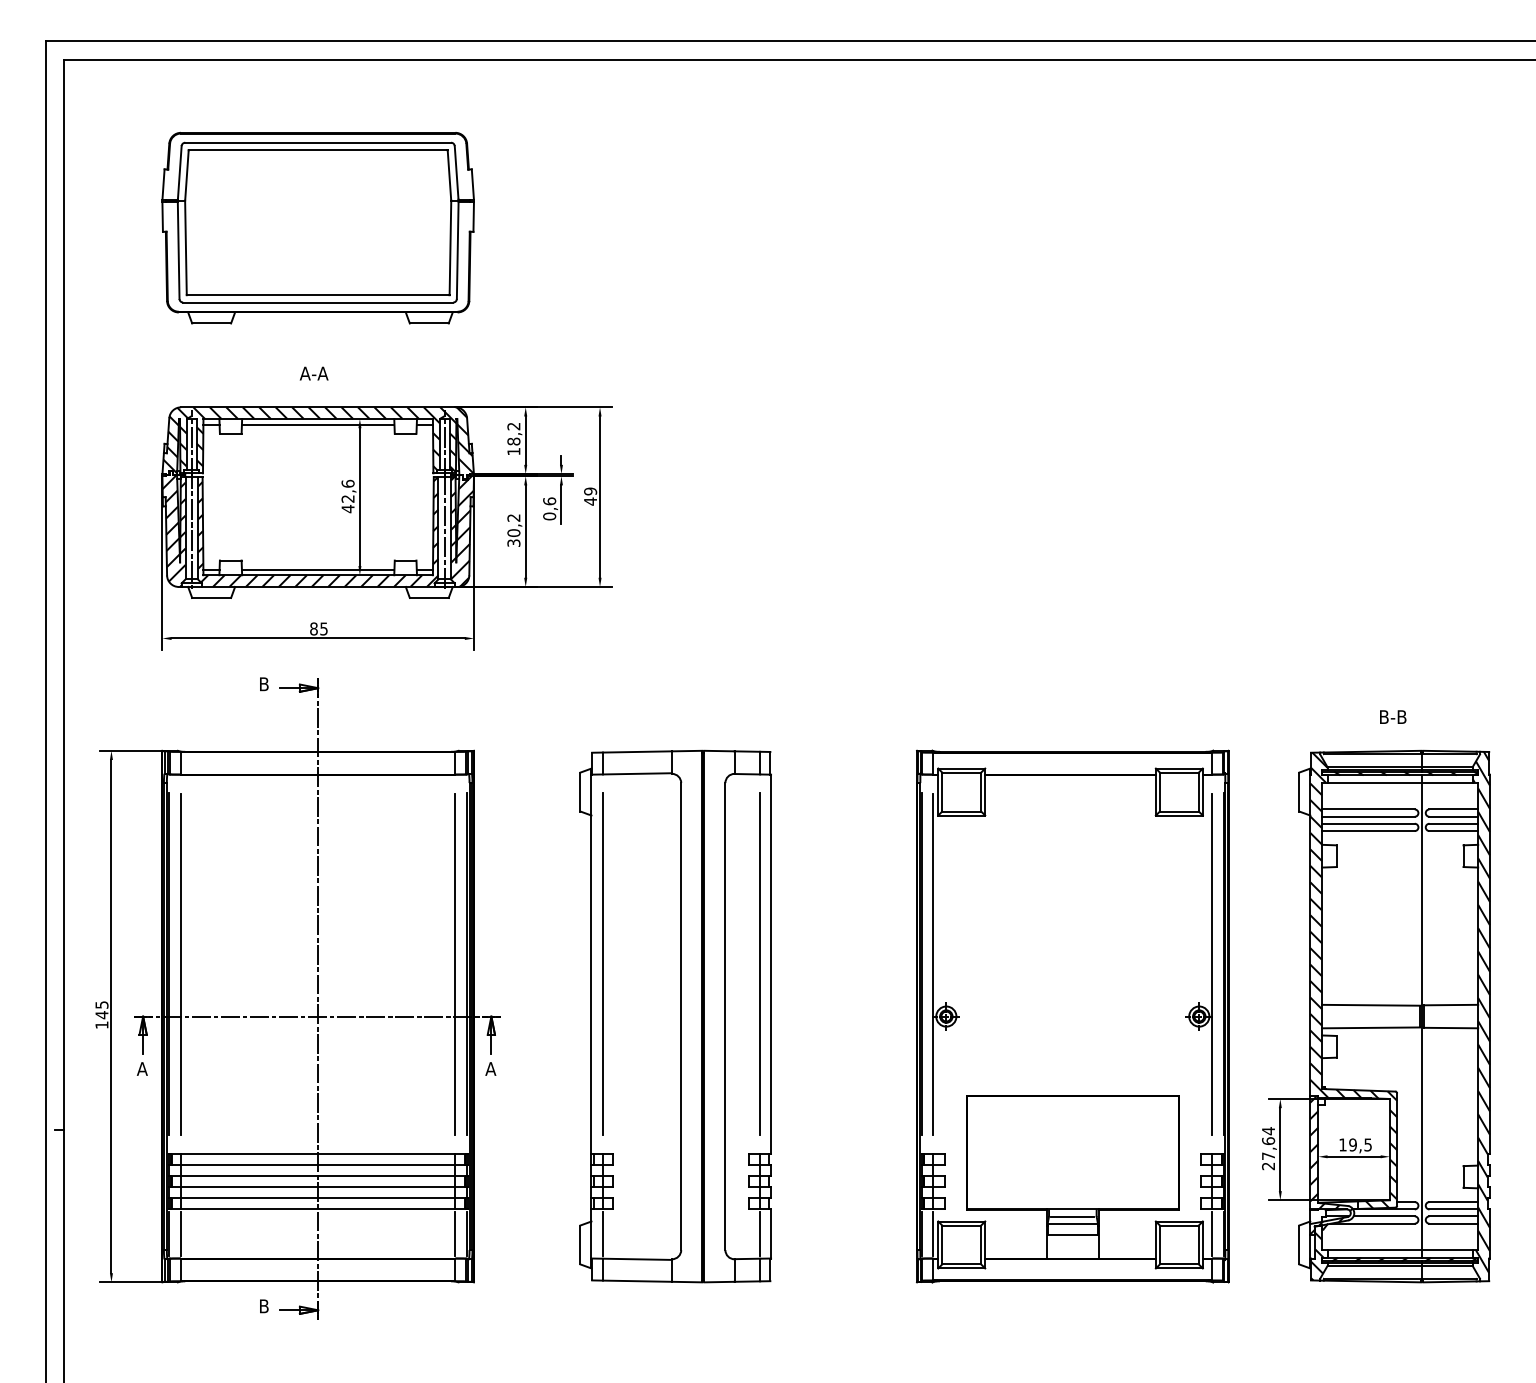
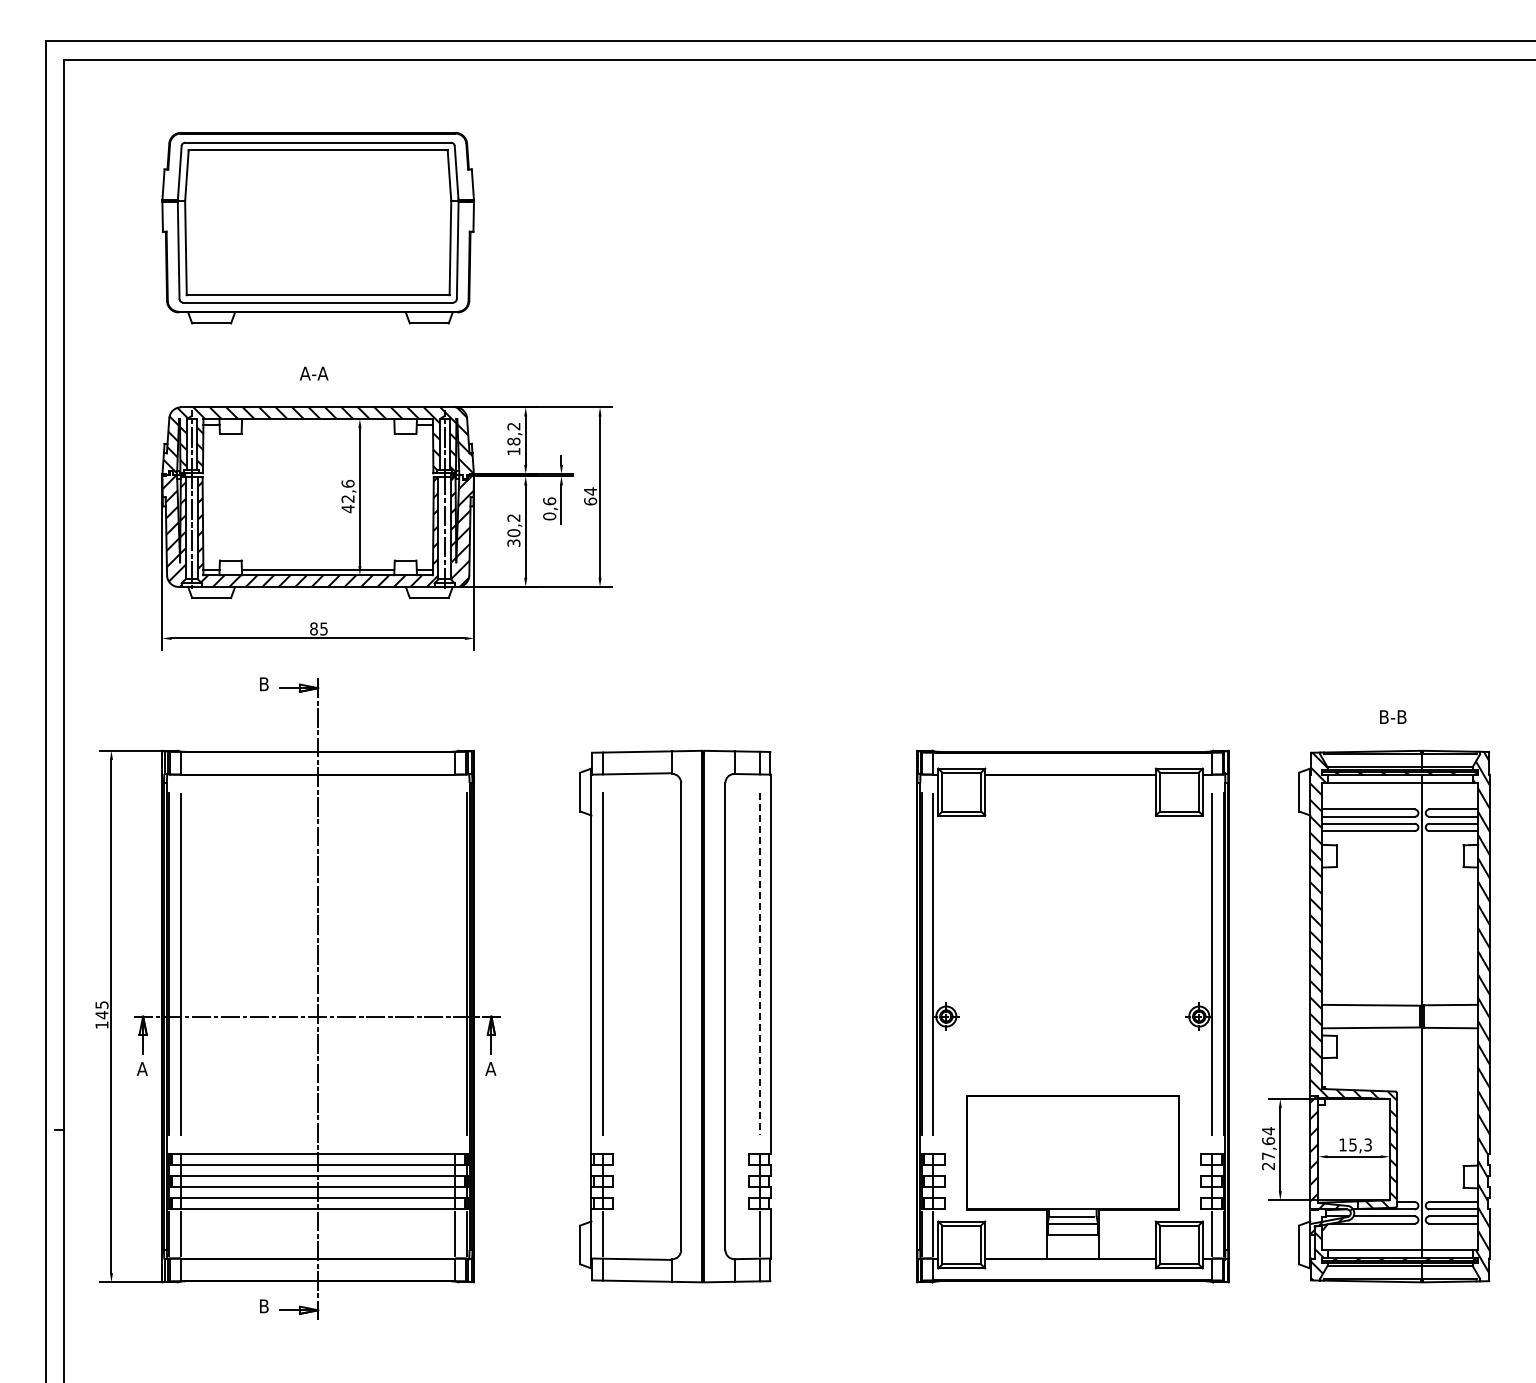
line: present -> none (317, 424)
text: 49 -> 64 (590, 496)
line: present -> none (455, 964)
line: solid -> dashed (760, 964)
text: 19,5 -> 15,3 (1360, 1144)
